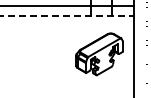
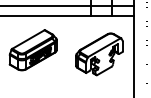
line: dashed -> solid (67, 16)
part: none -> present (32, 50)
